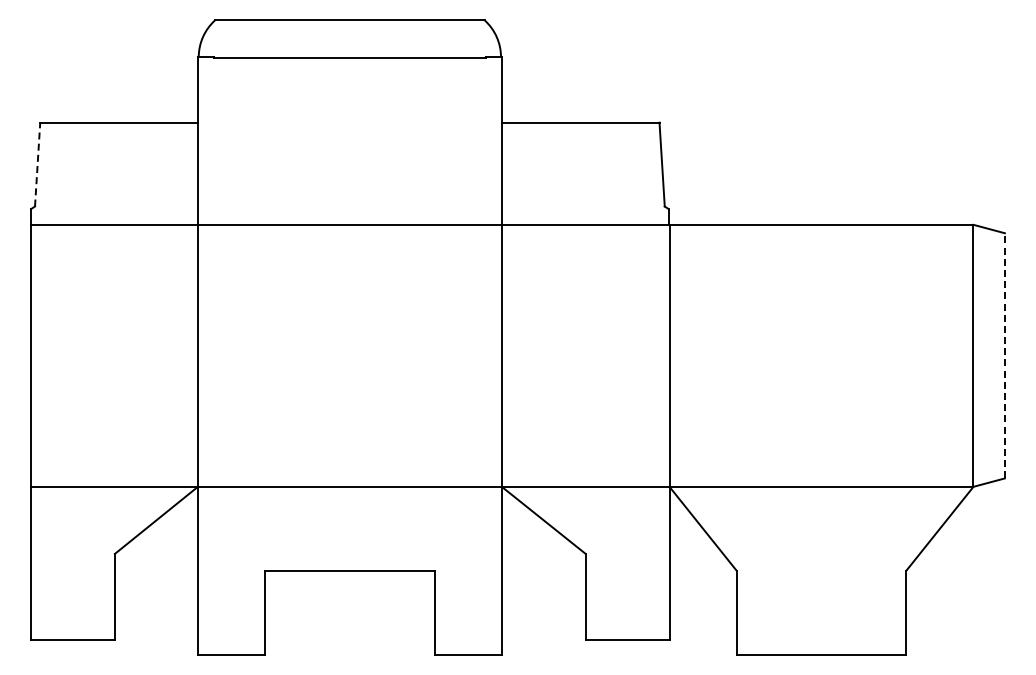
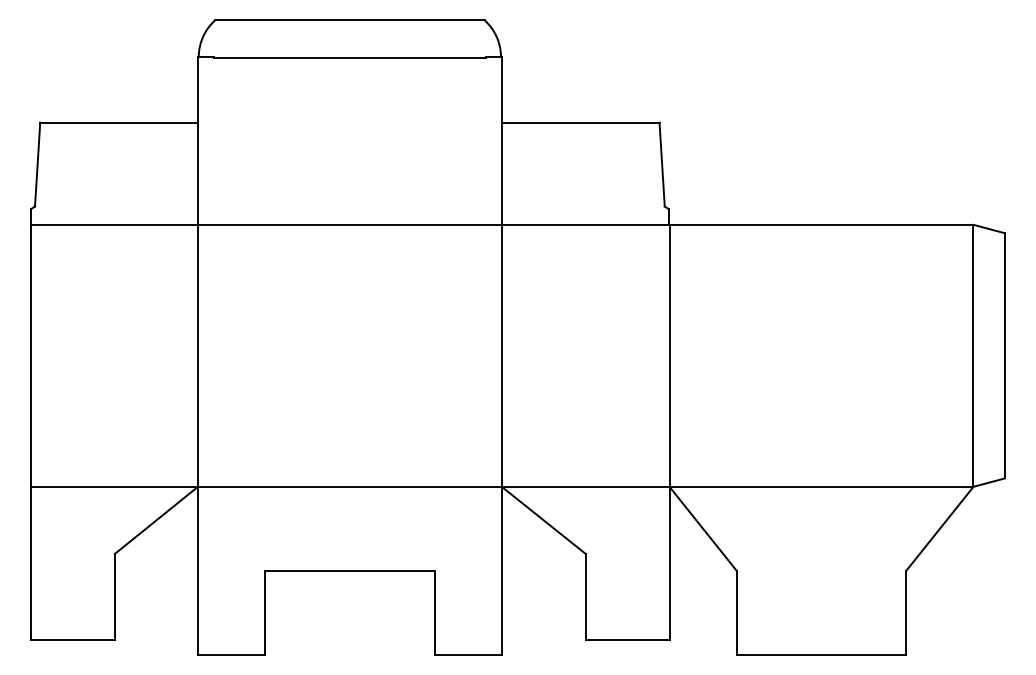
line: dashed -> solid (37, 164)
line: dashed -> solid (1004, 355)
